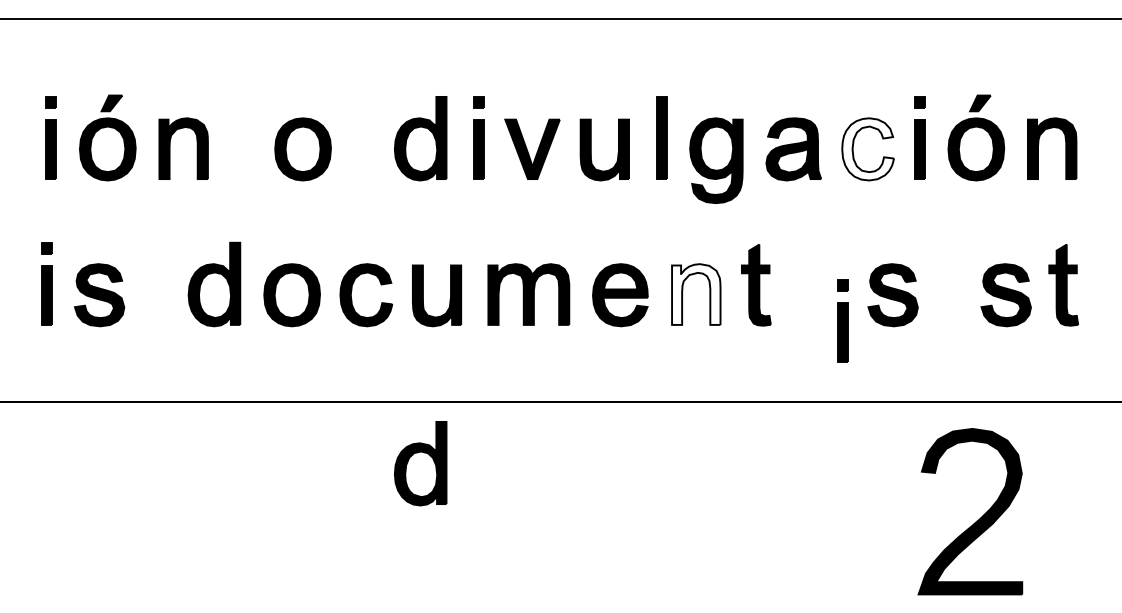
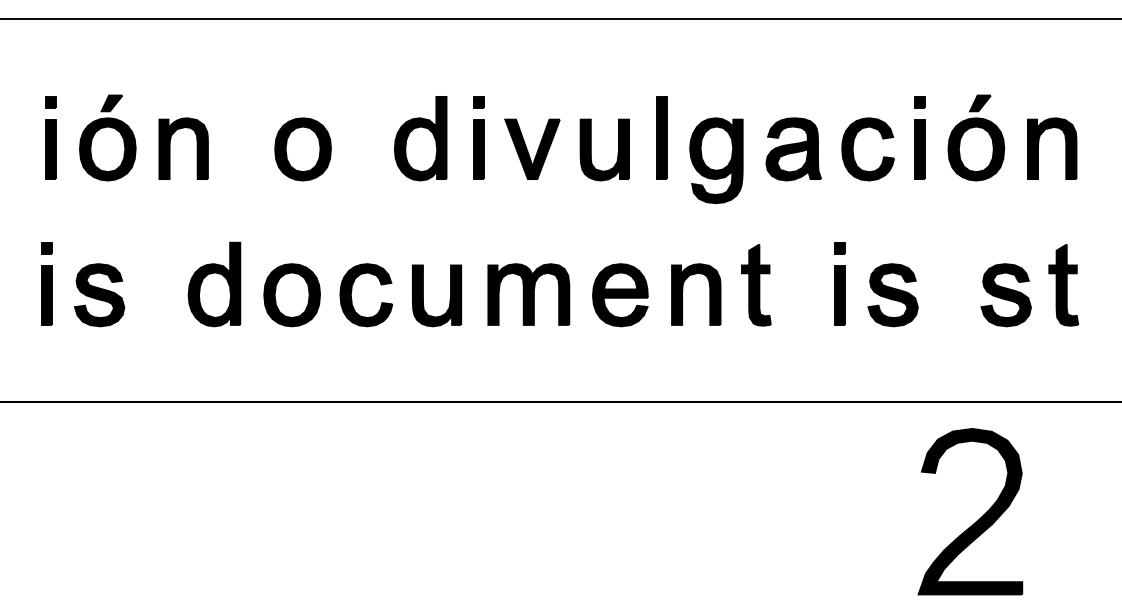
fill: none -> present (868, 149)
fill: none -> present (696, 294)
part position: (842, 320) -> (839, 283) (839, 283)
part: present -> none (420, 463)
